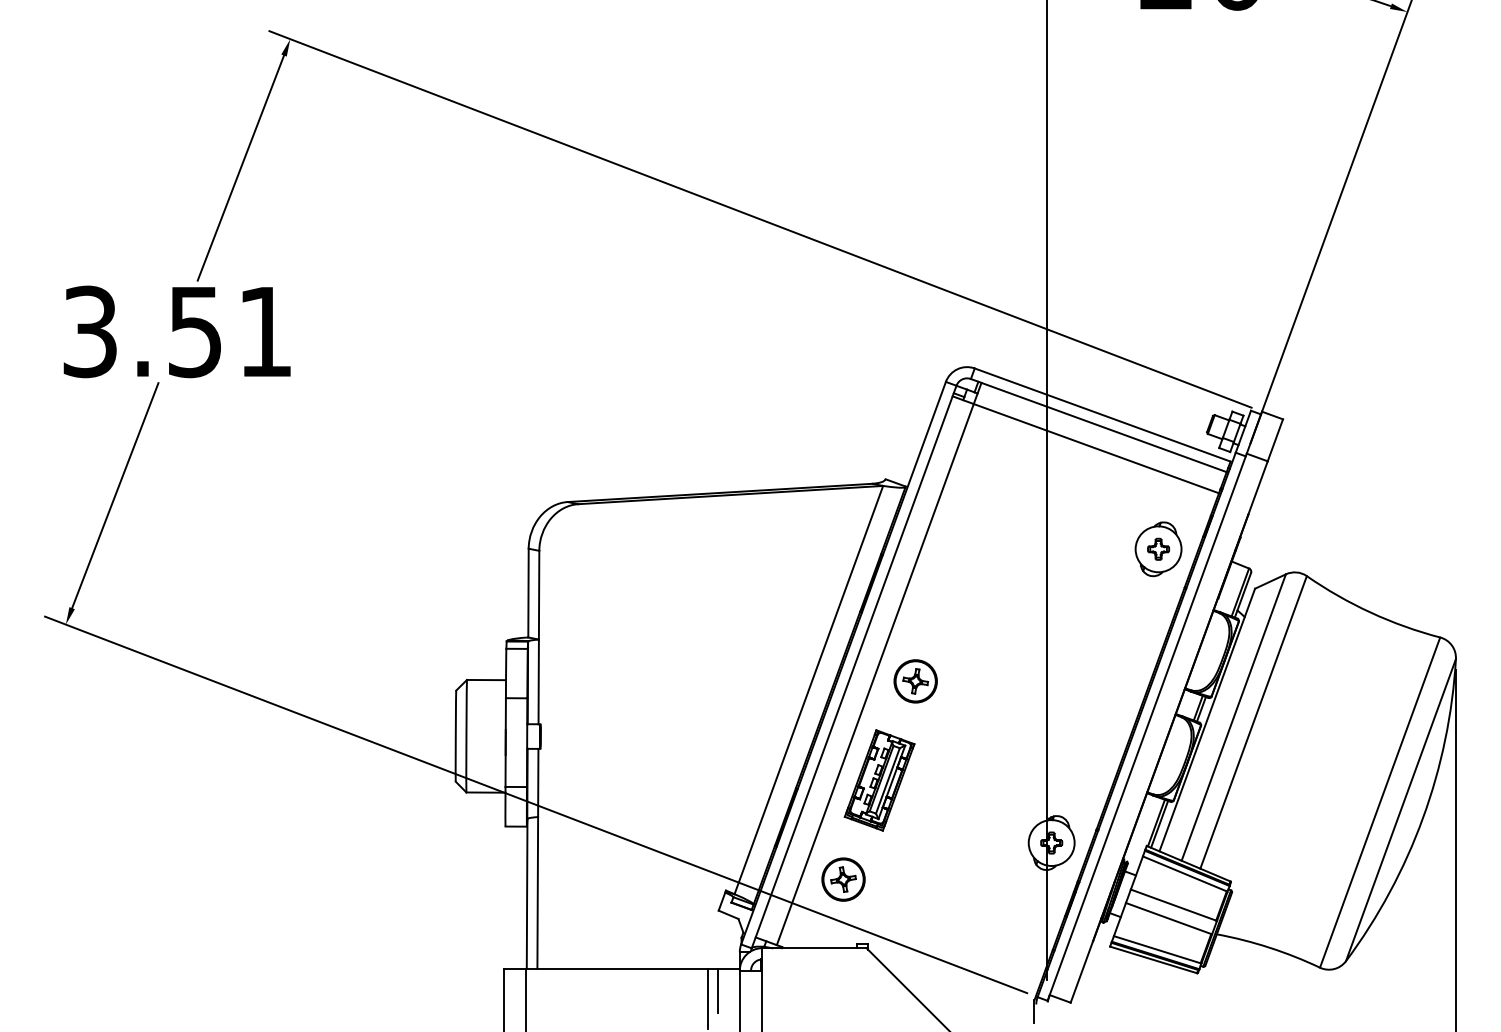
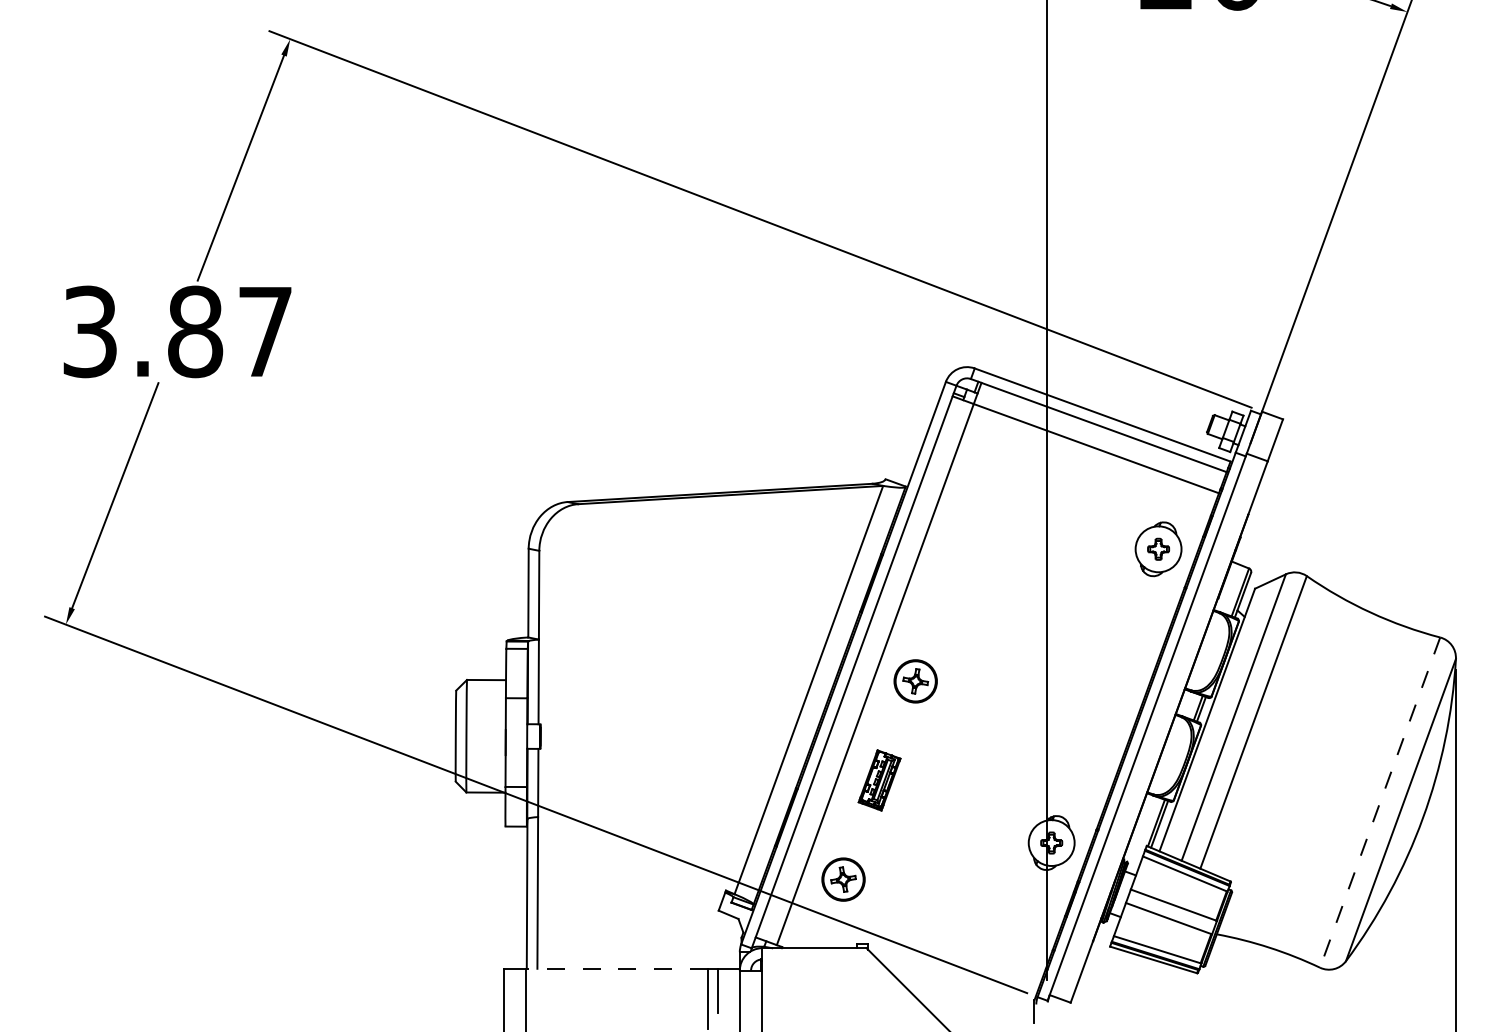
text: 3.51 -> 3.87 (229, 331)
part size: 73x103 px -> 45x63 px (879, 780)
line: solid -> dashed (1380, 802)
line: solid -> dashed (616, 968)
